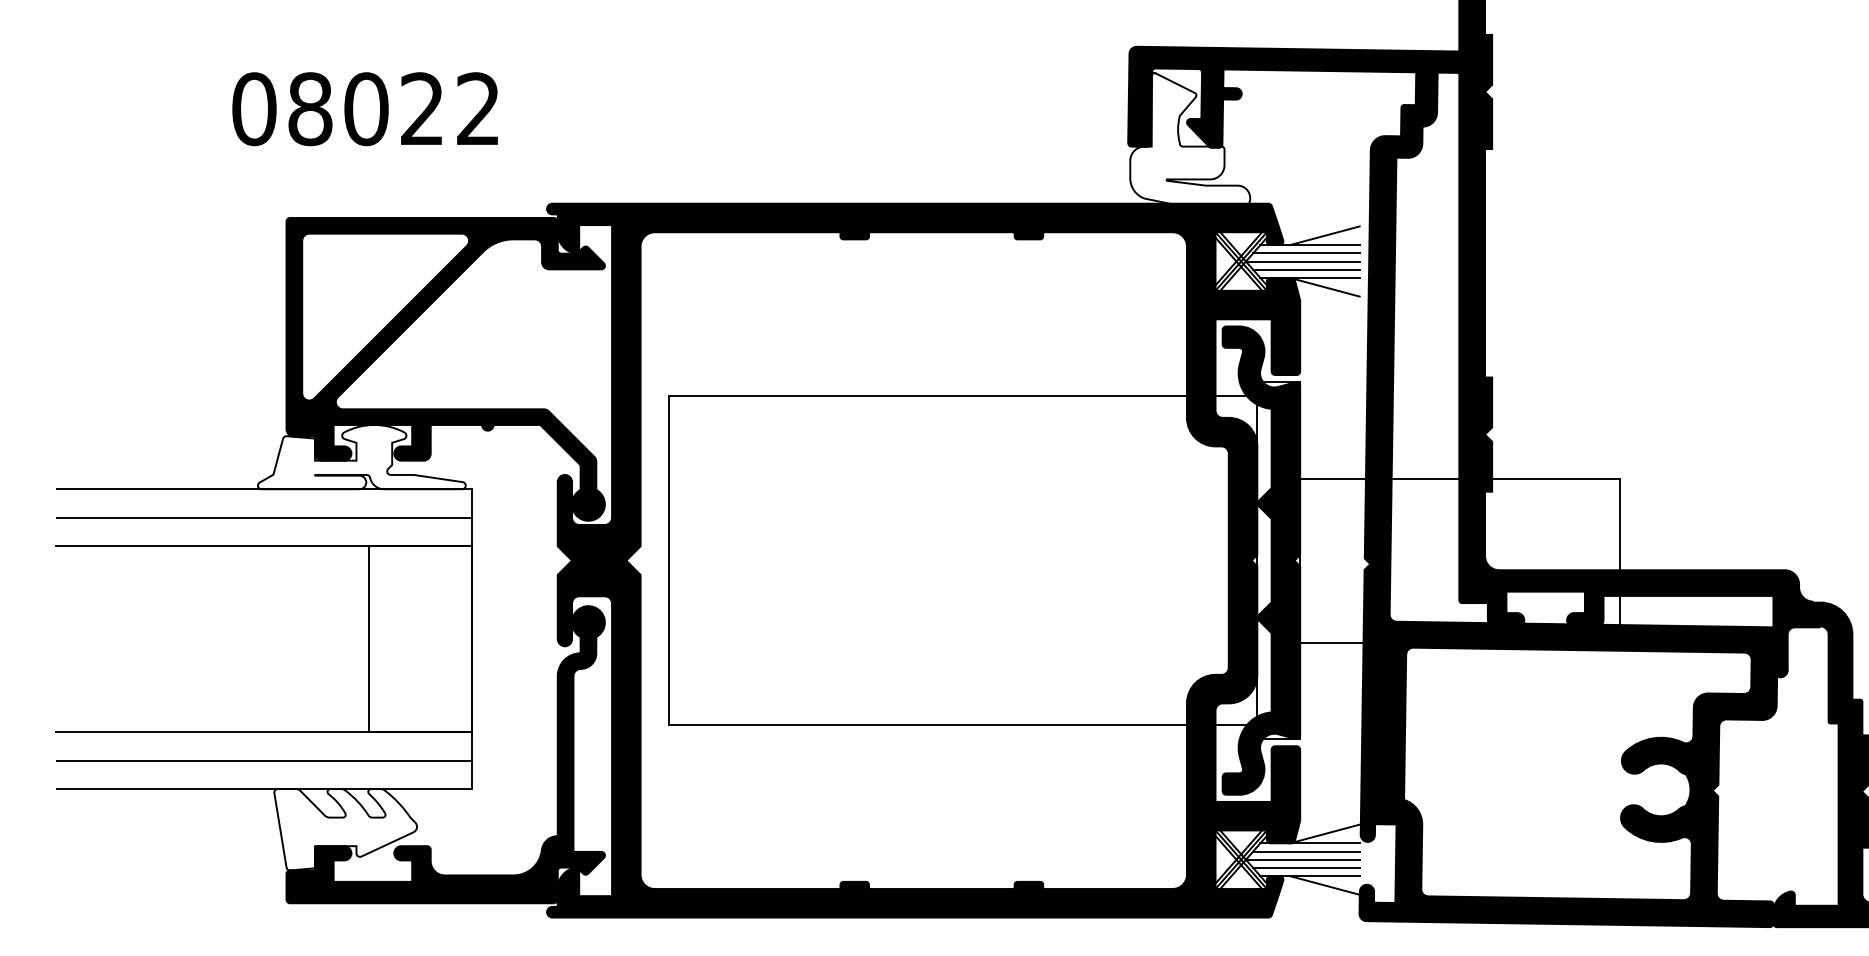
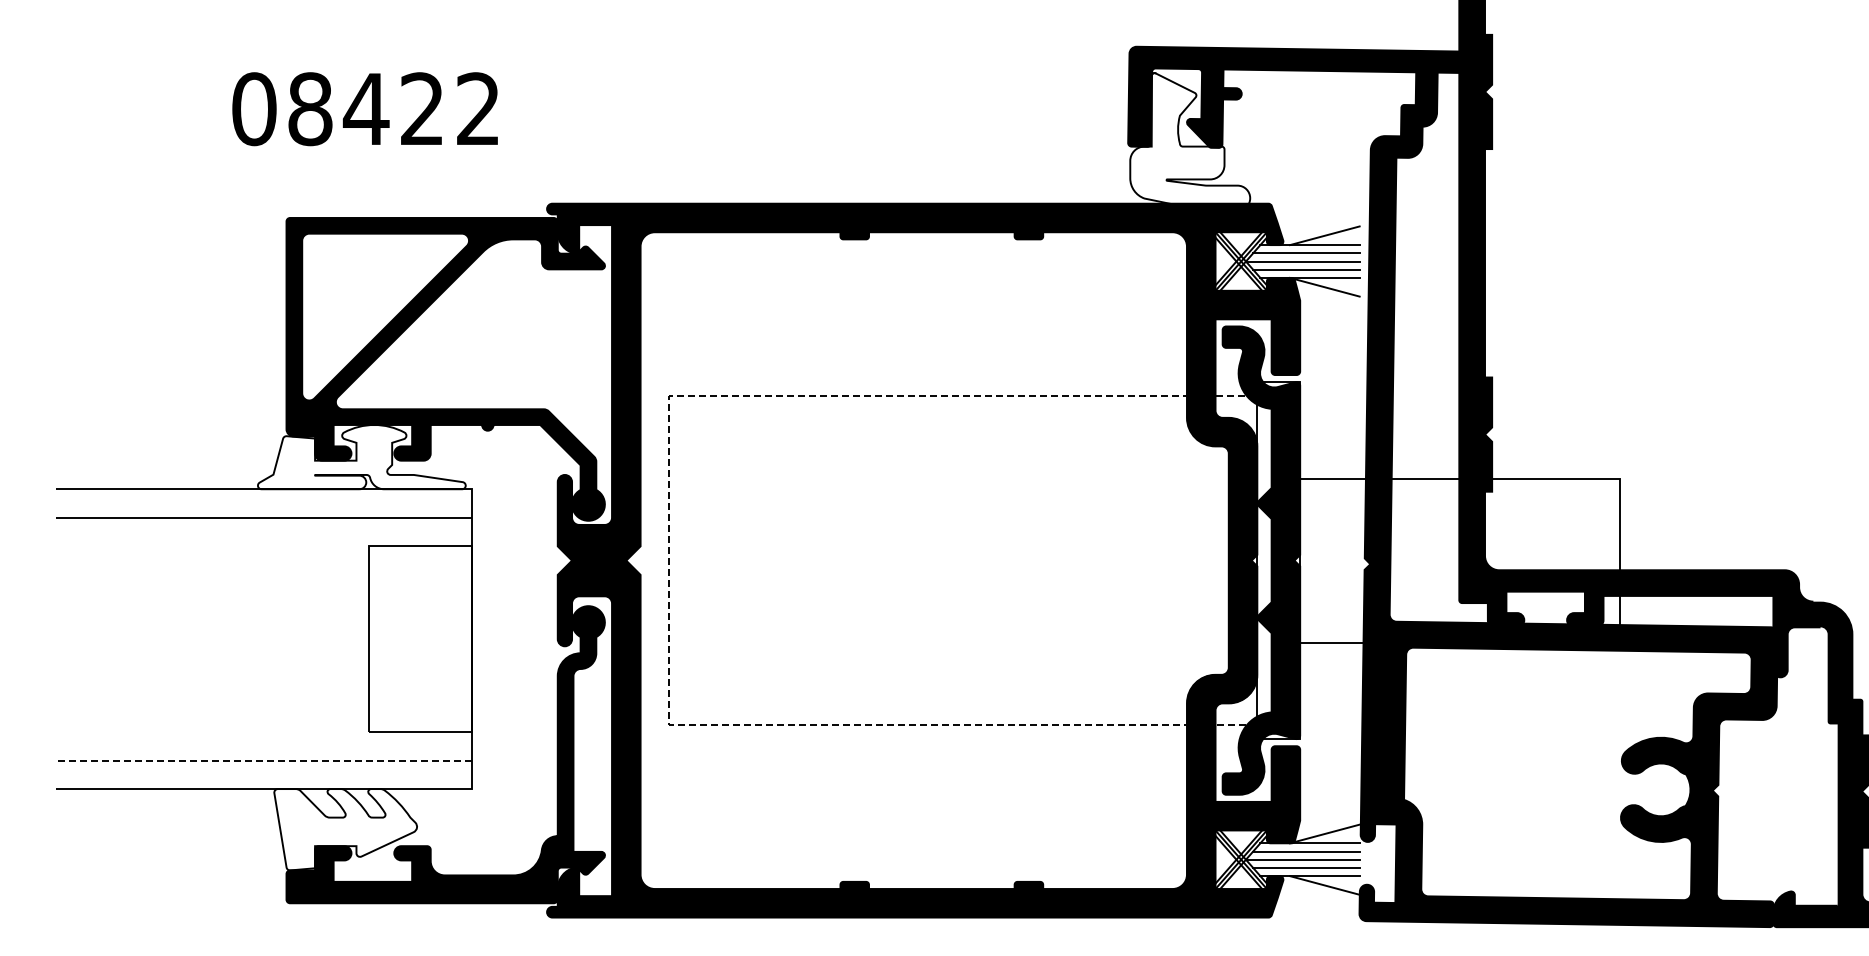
text: 08022 -> 08422 (365, 109)
line: present -> none (264, 546)
line: solid -> dashed (669, 560)
line: present -> none (264, 731)
line: solid -> dashed (263, 760)
